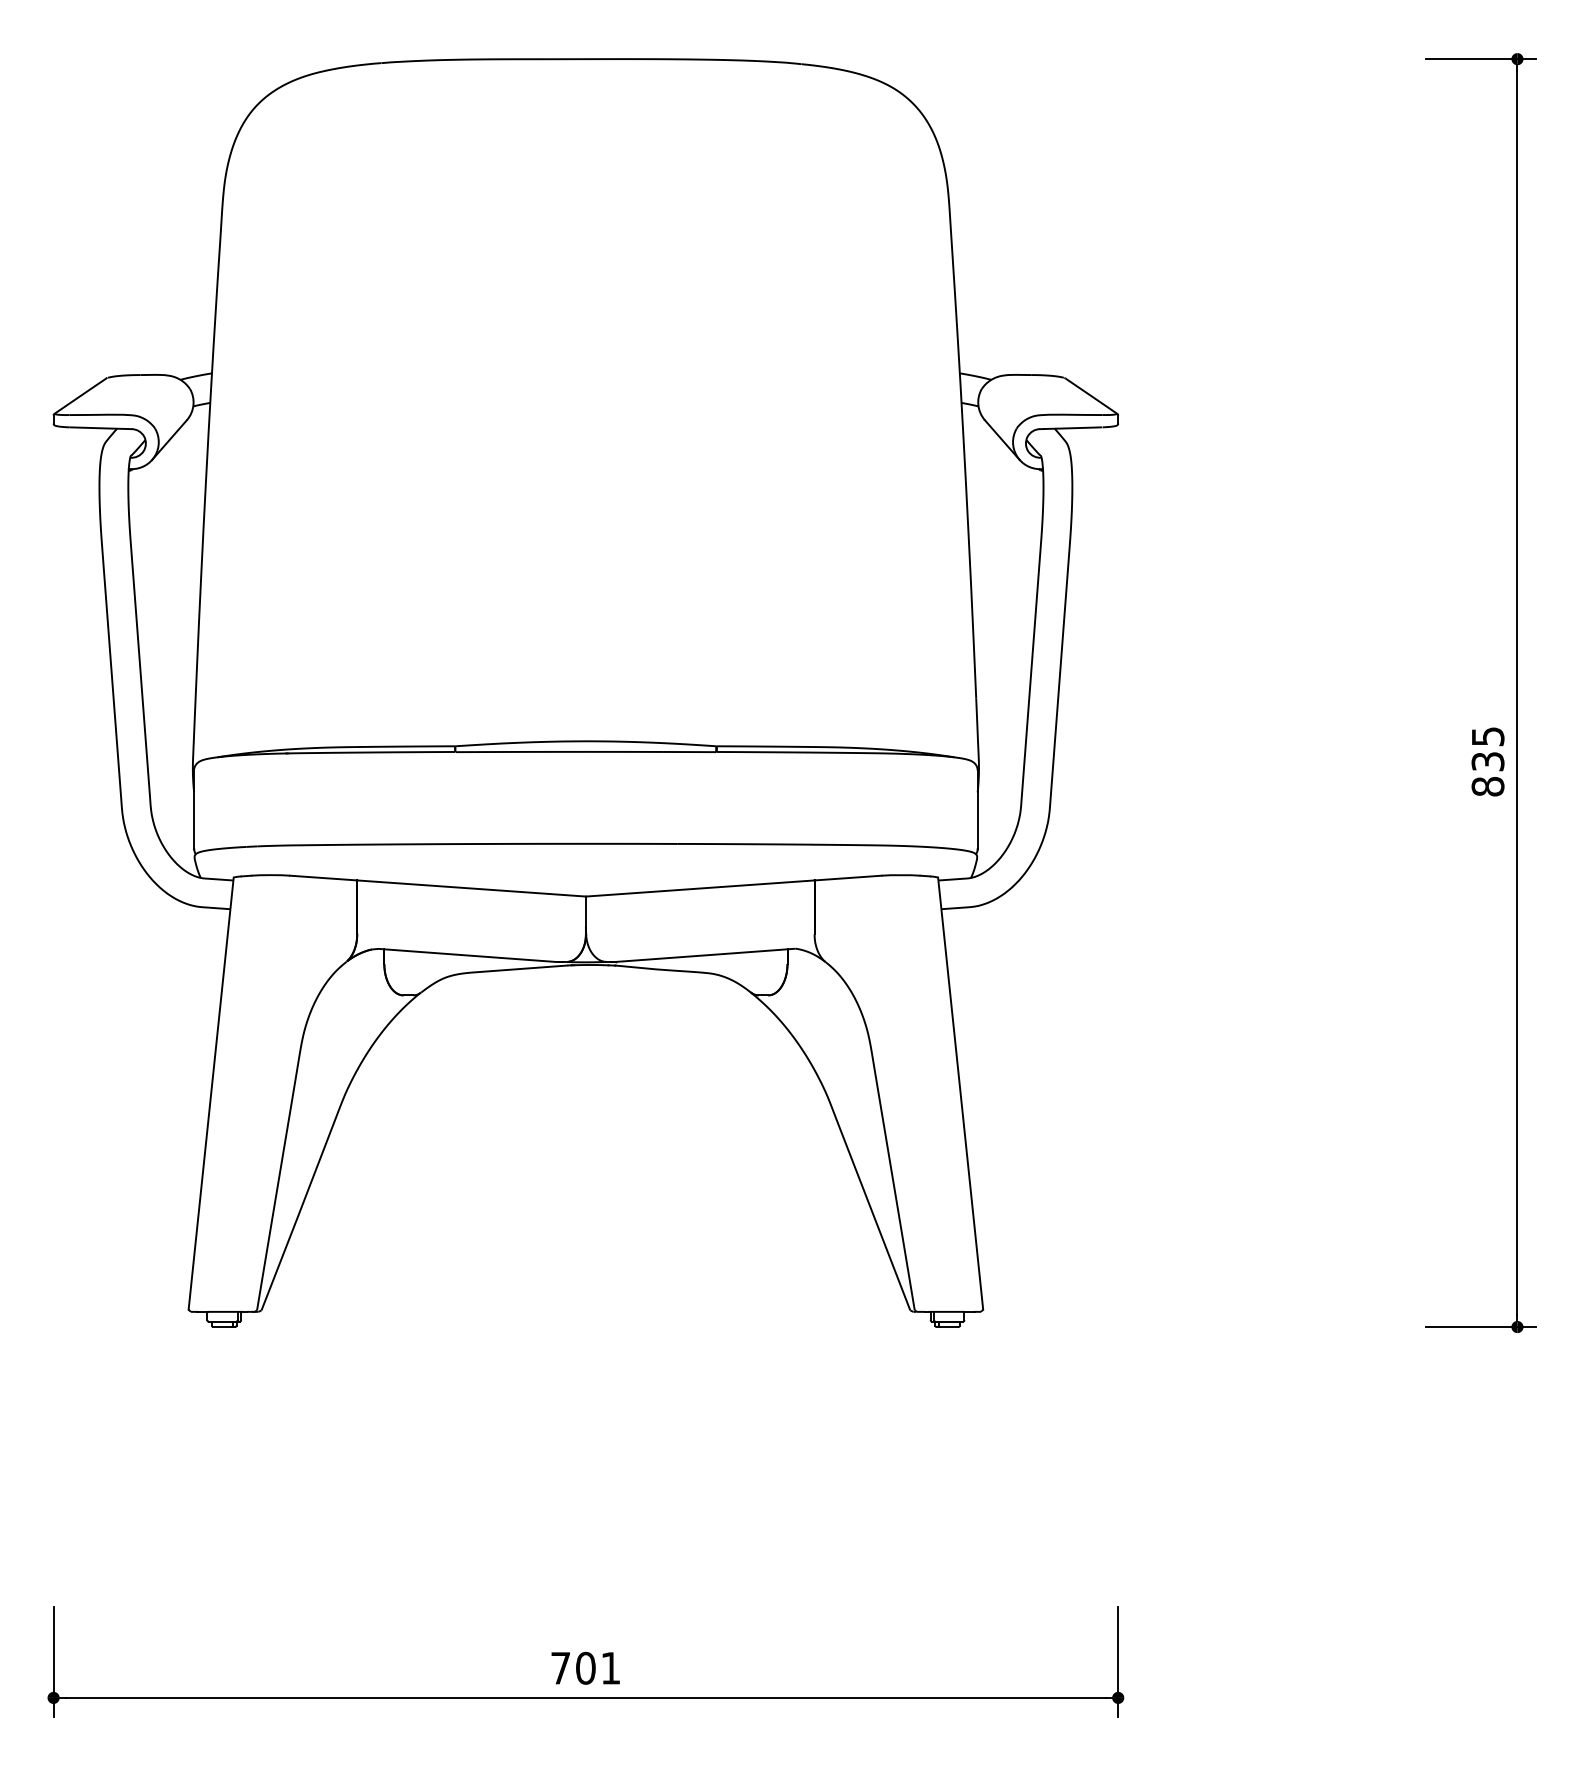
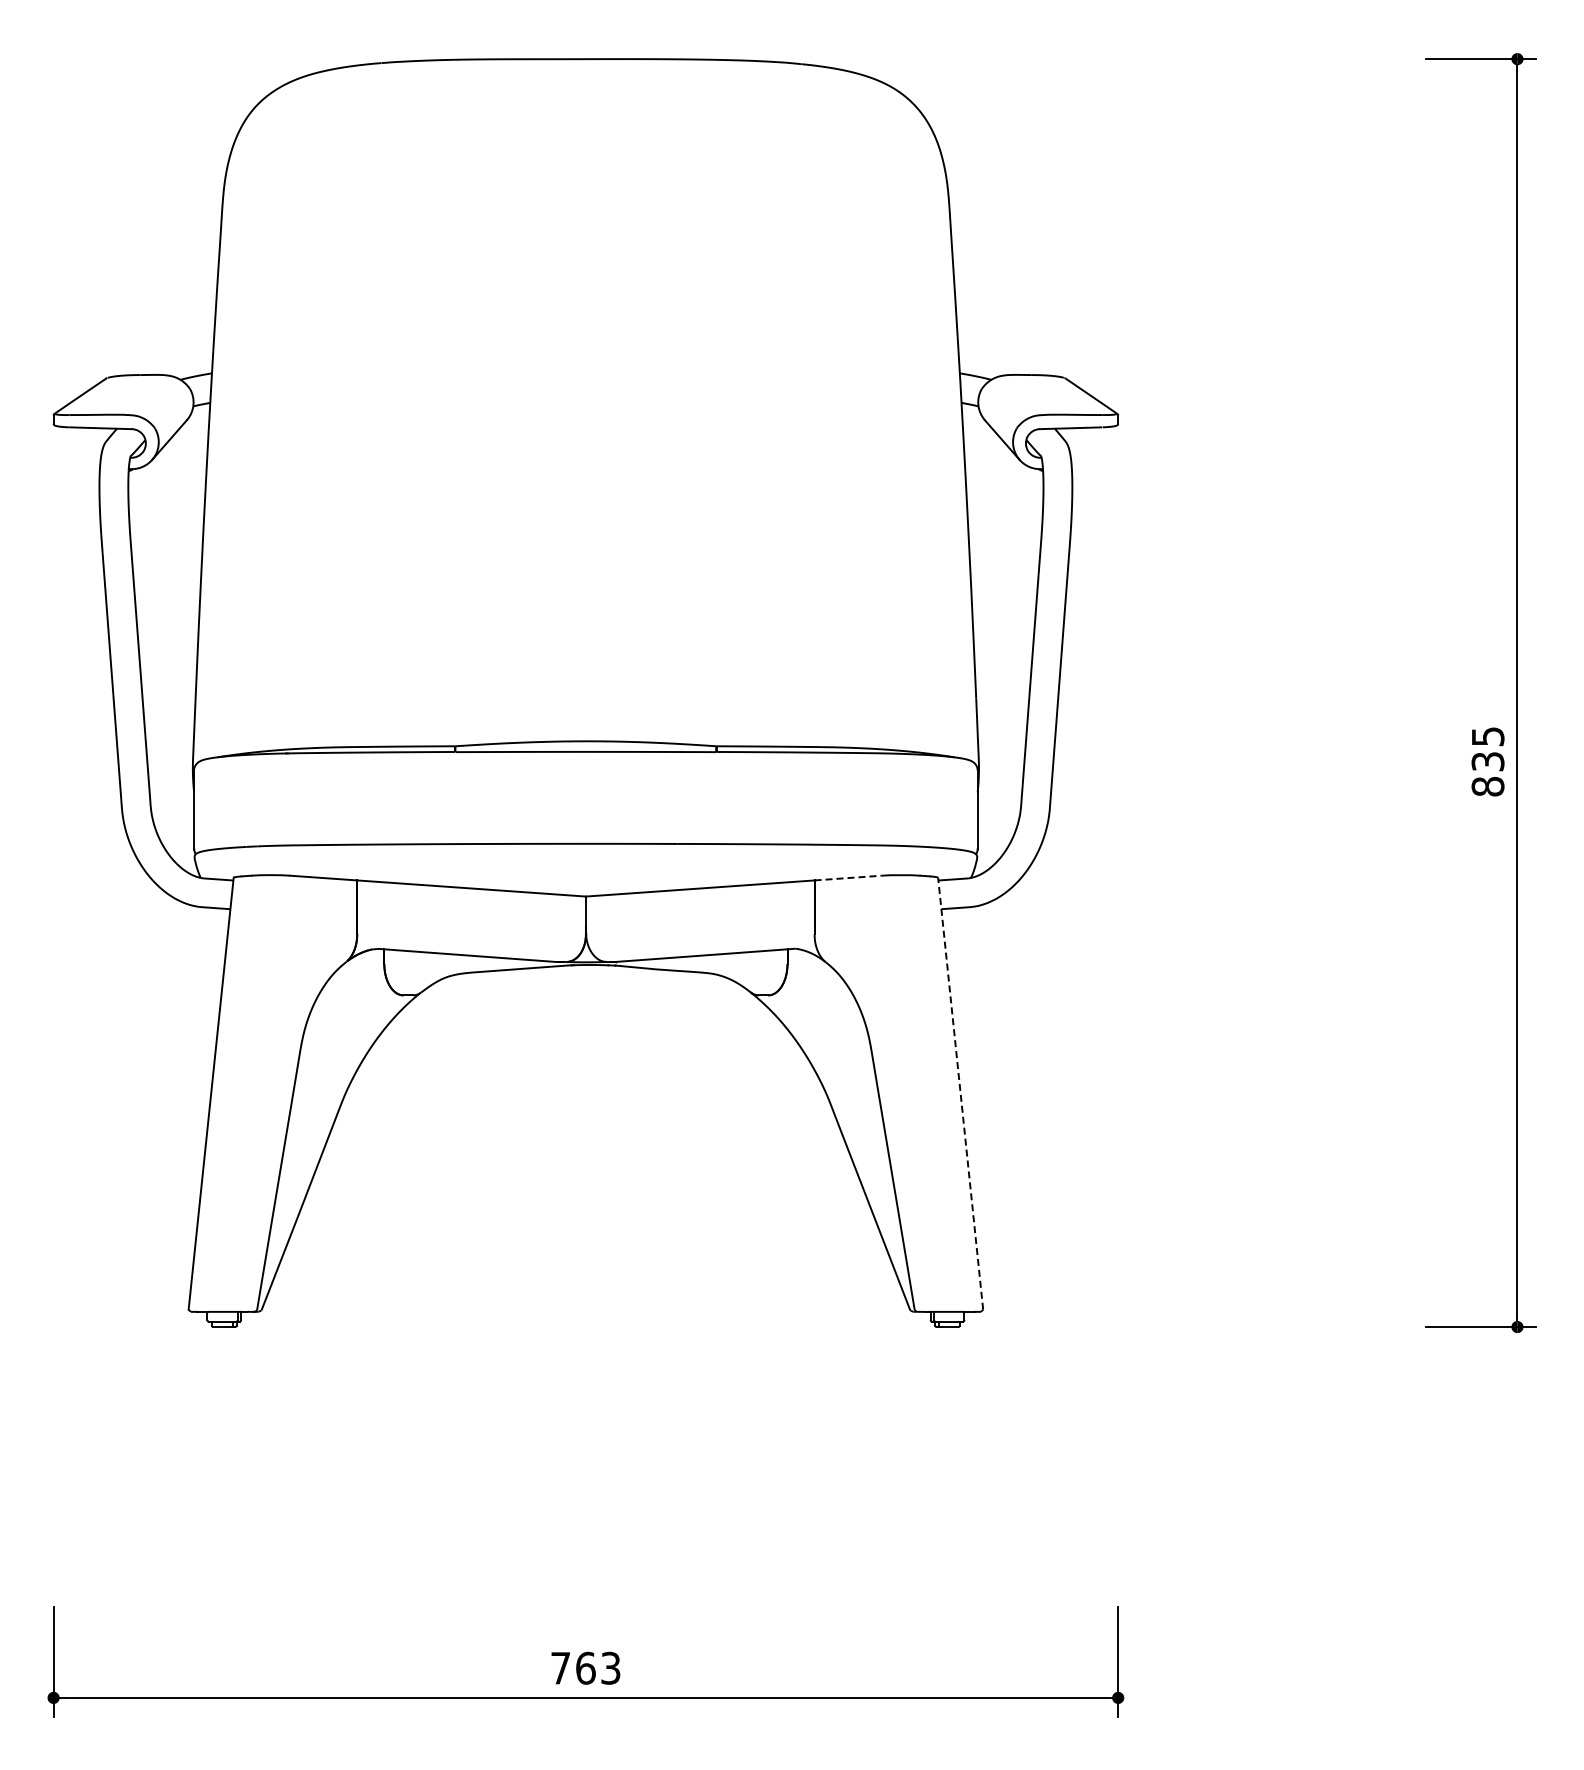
line: solid -> dashed (848, 878)
line: solid -> dashed (960, 1093)
text: 701 -> 763 (598, 1667)
